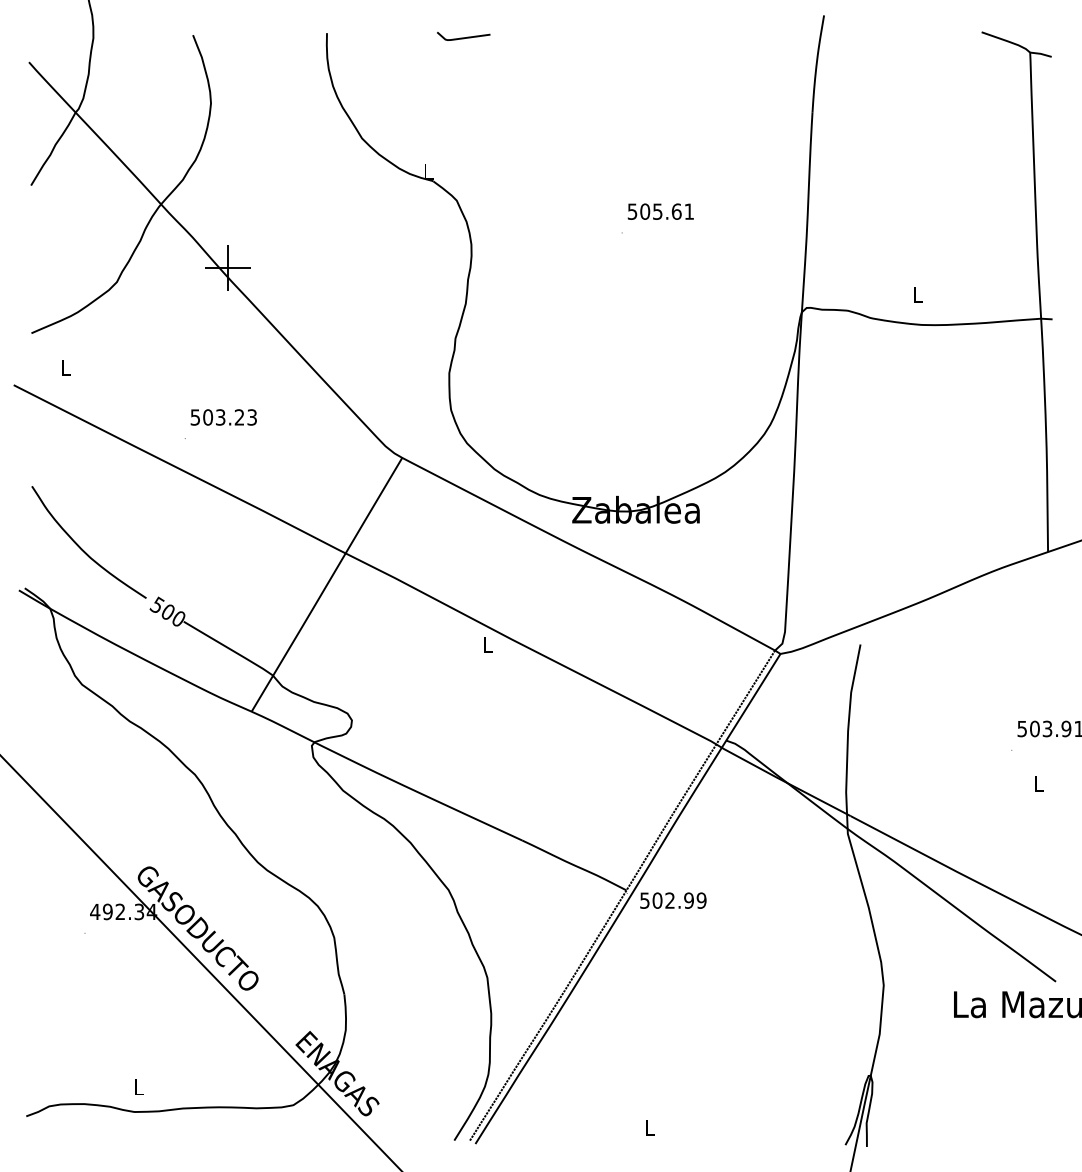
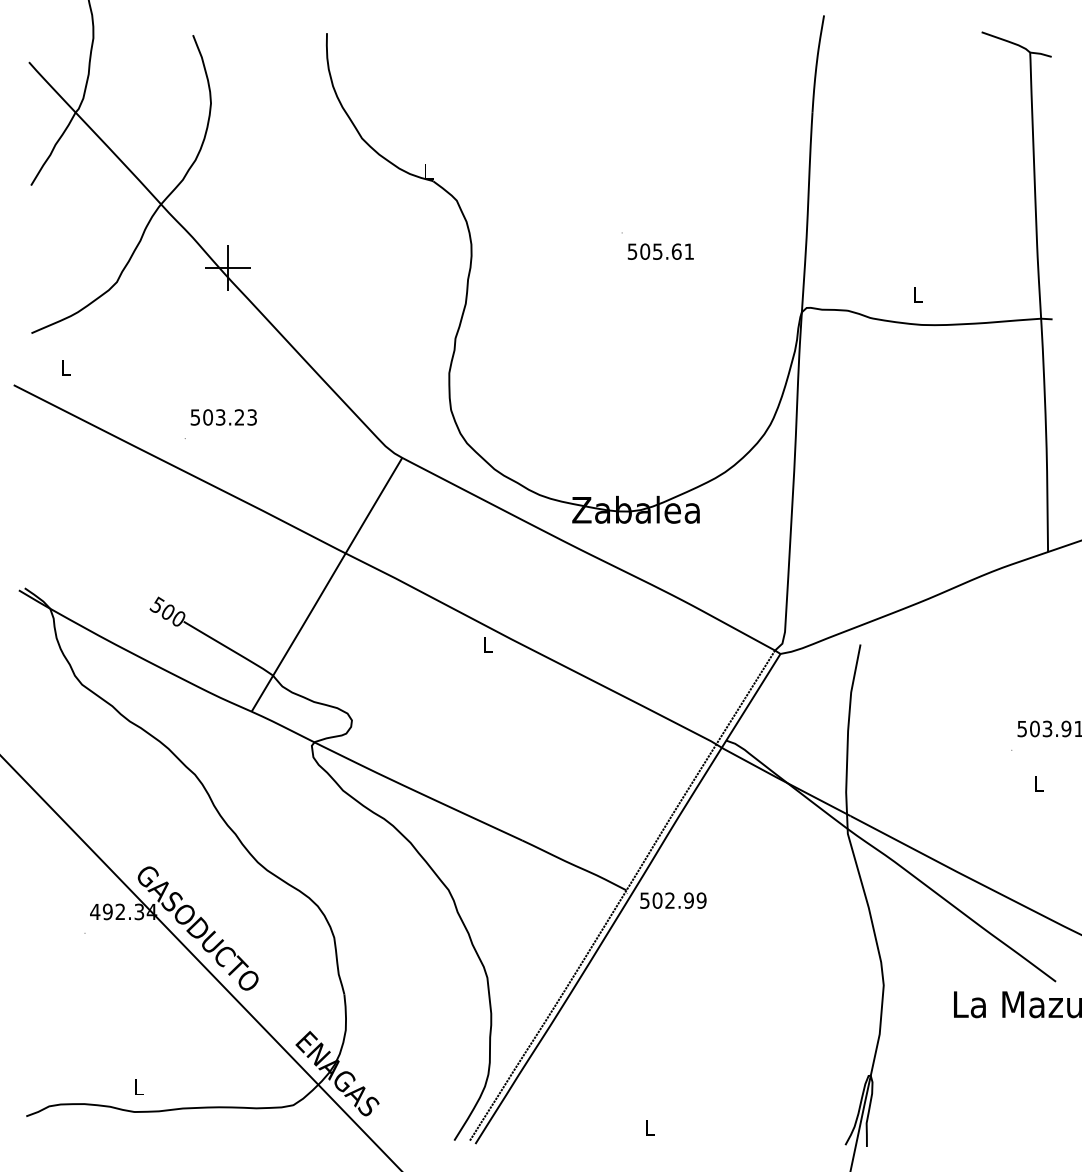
line: present -> none (463, 37)
text position: (660, 211) -> (660, 251) (660, 251)
curve: present -> none (82, 548)
